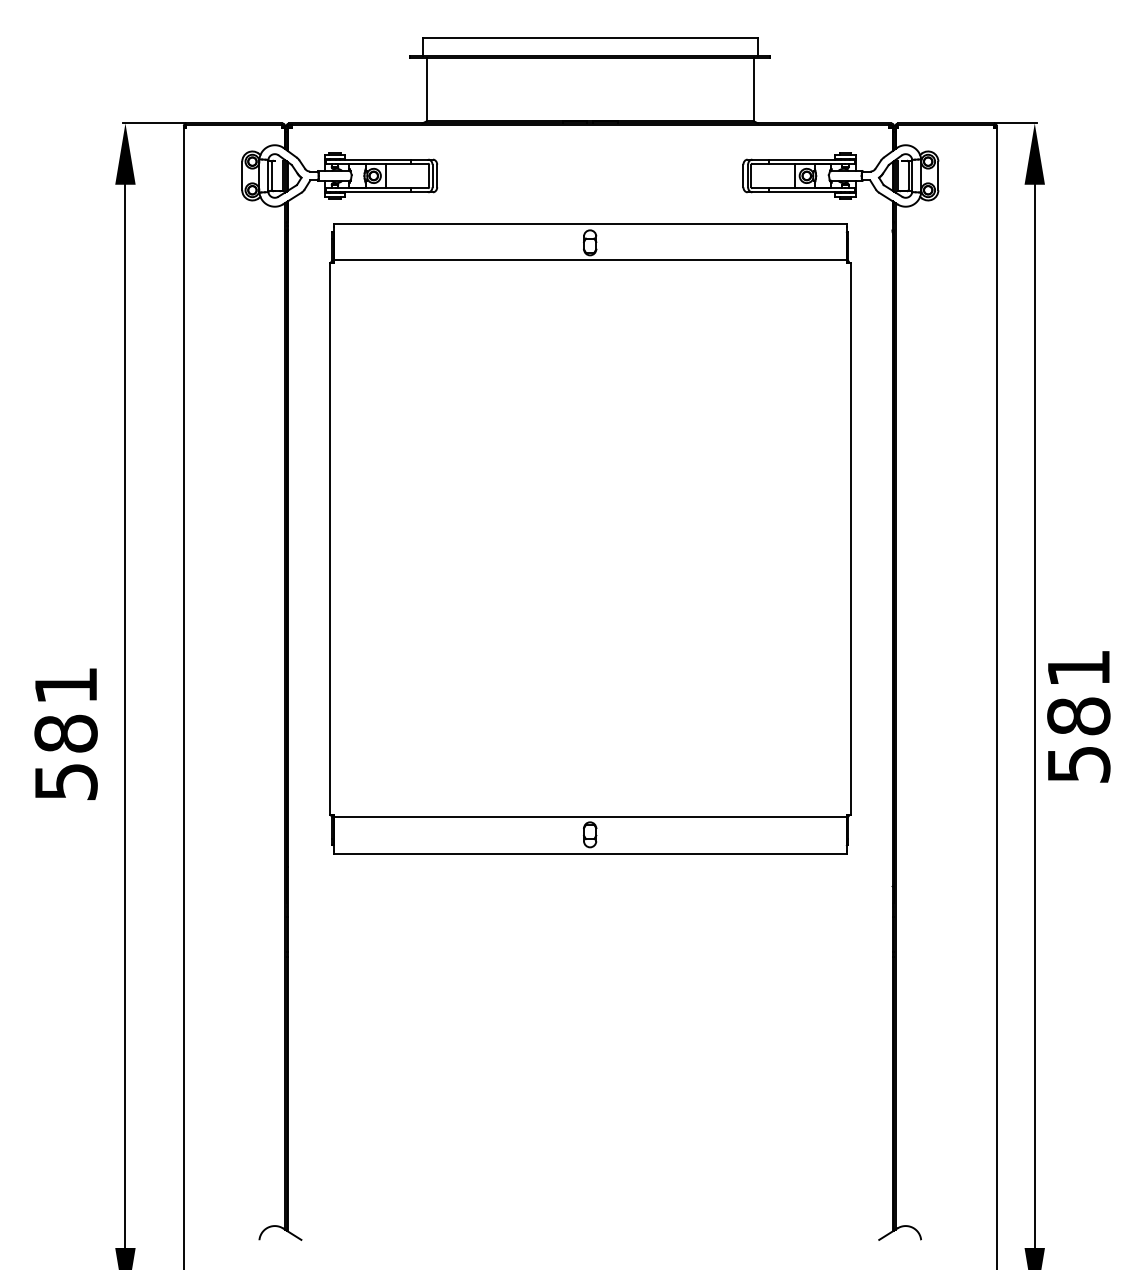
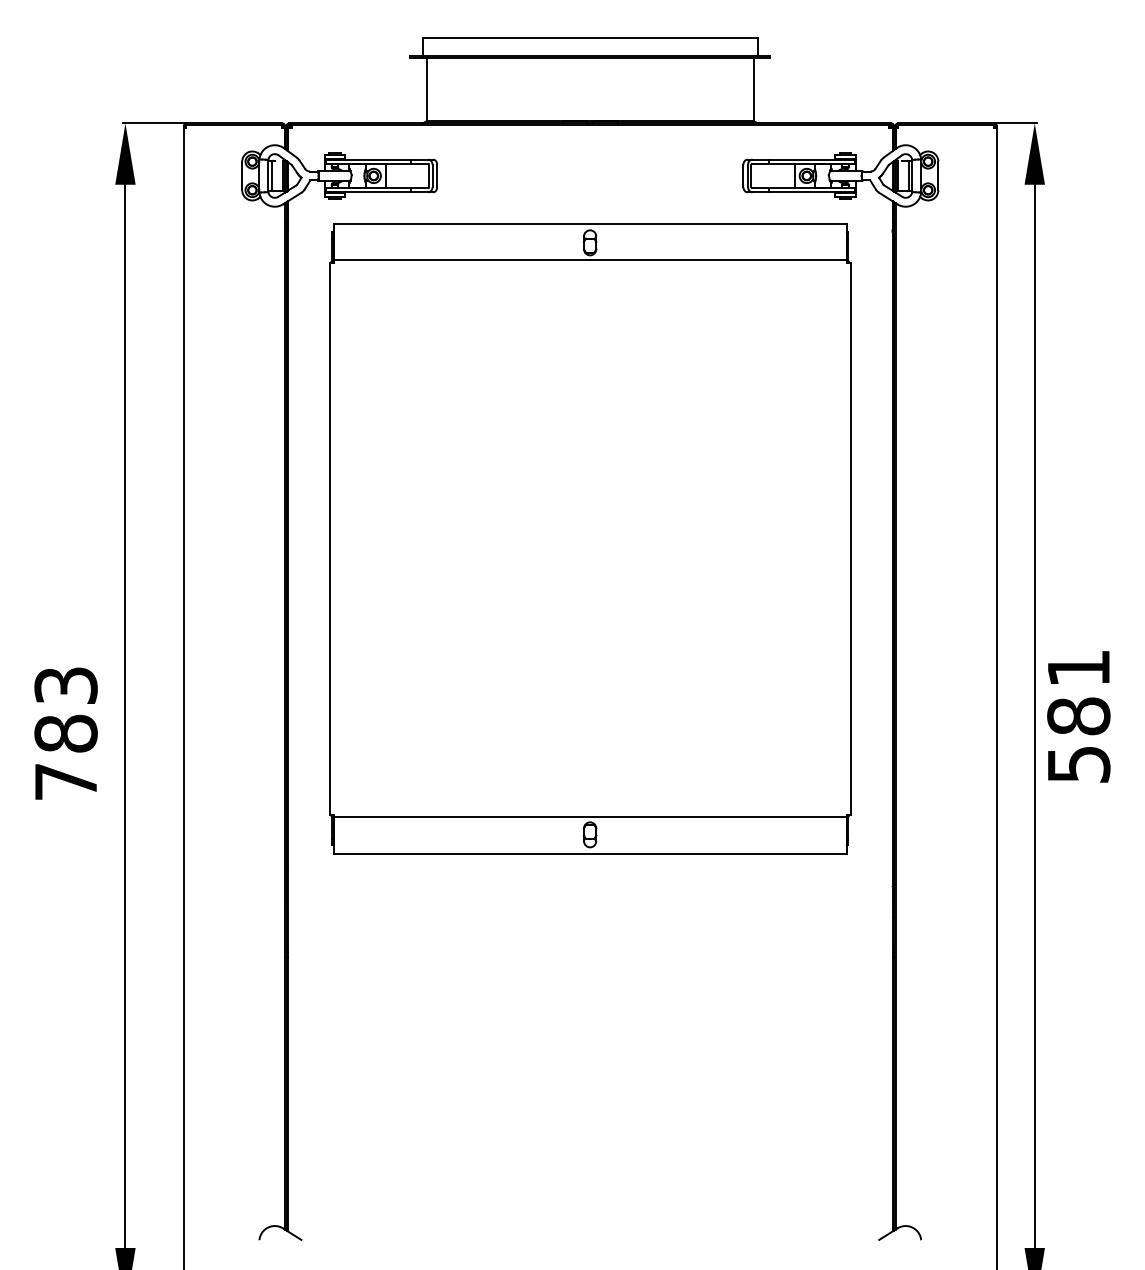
text: 581 -> 783 (65, 733)
